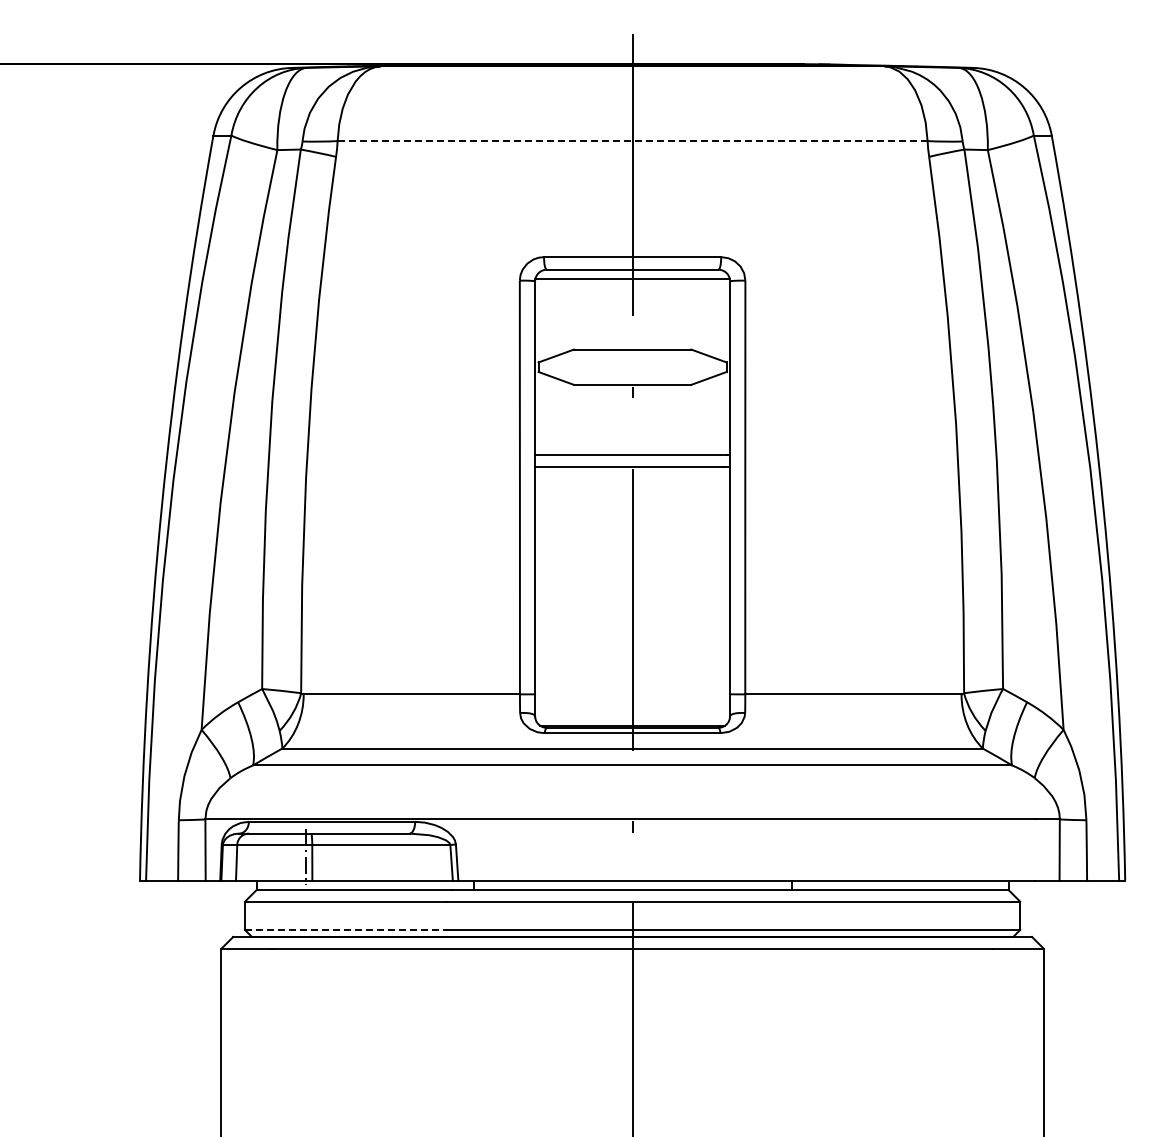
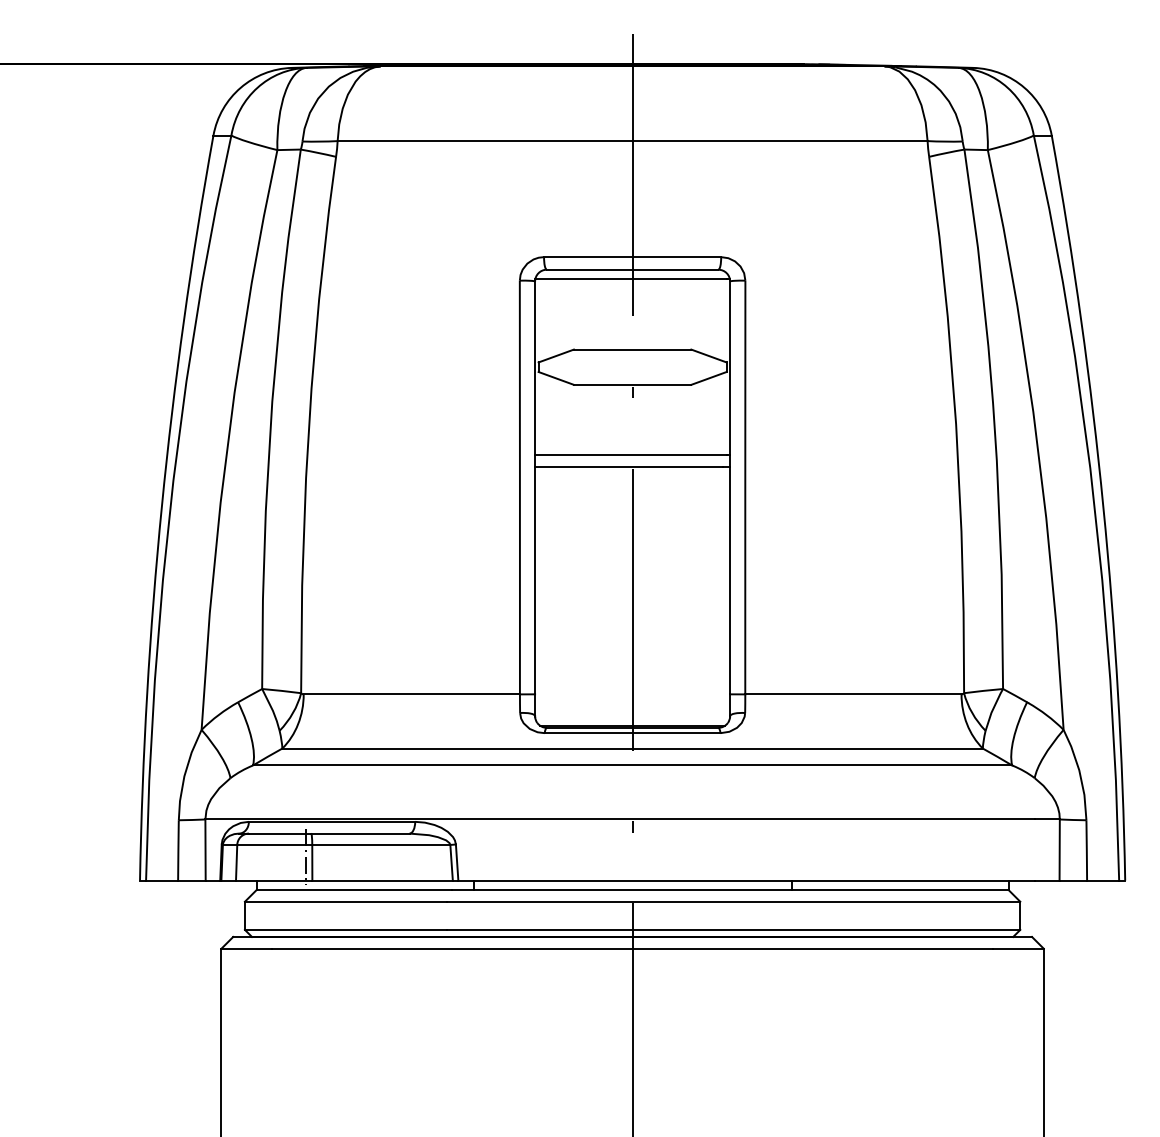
line: dashed -> solid (632, 141)
line: dashed -> solid (345, 929)
